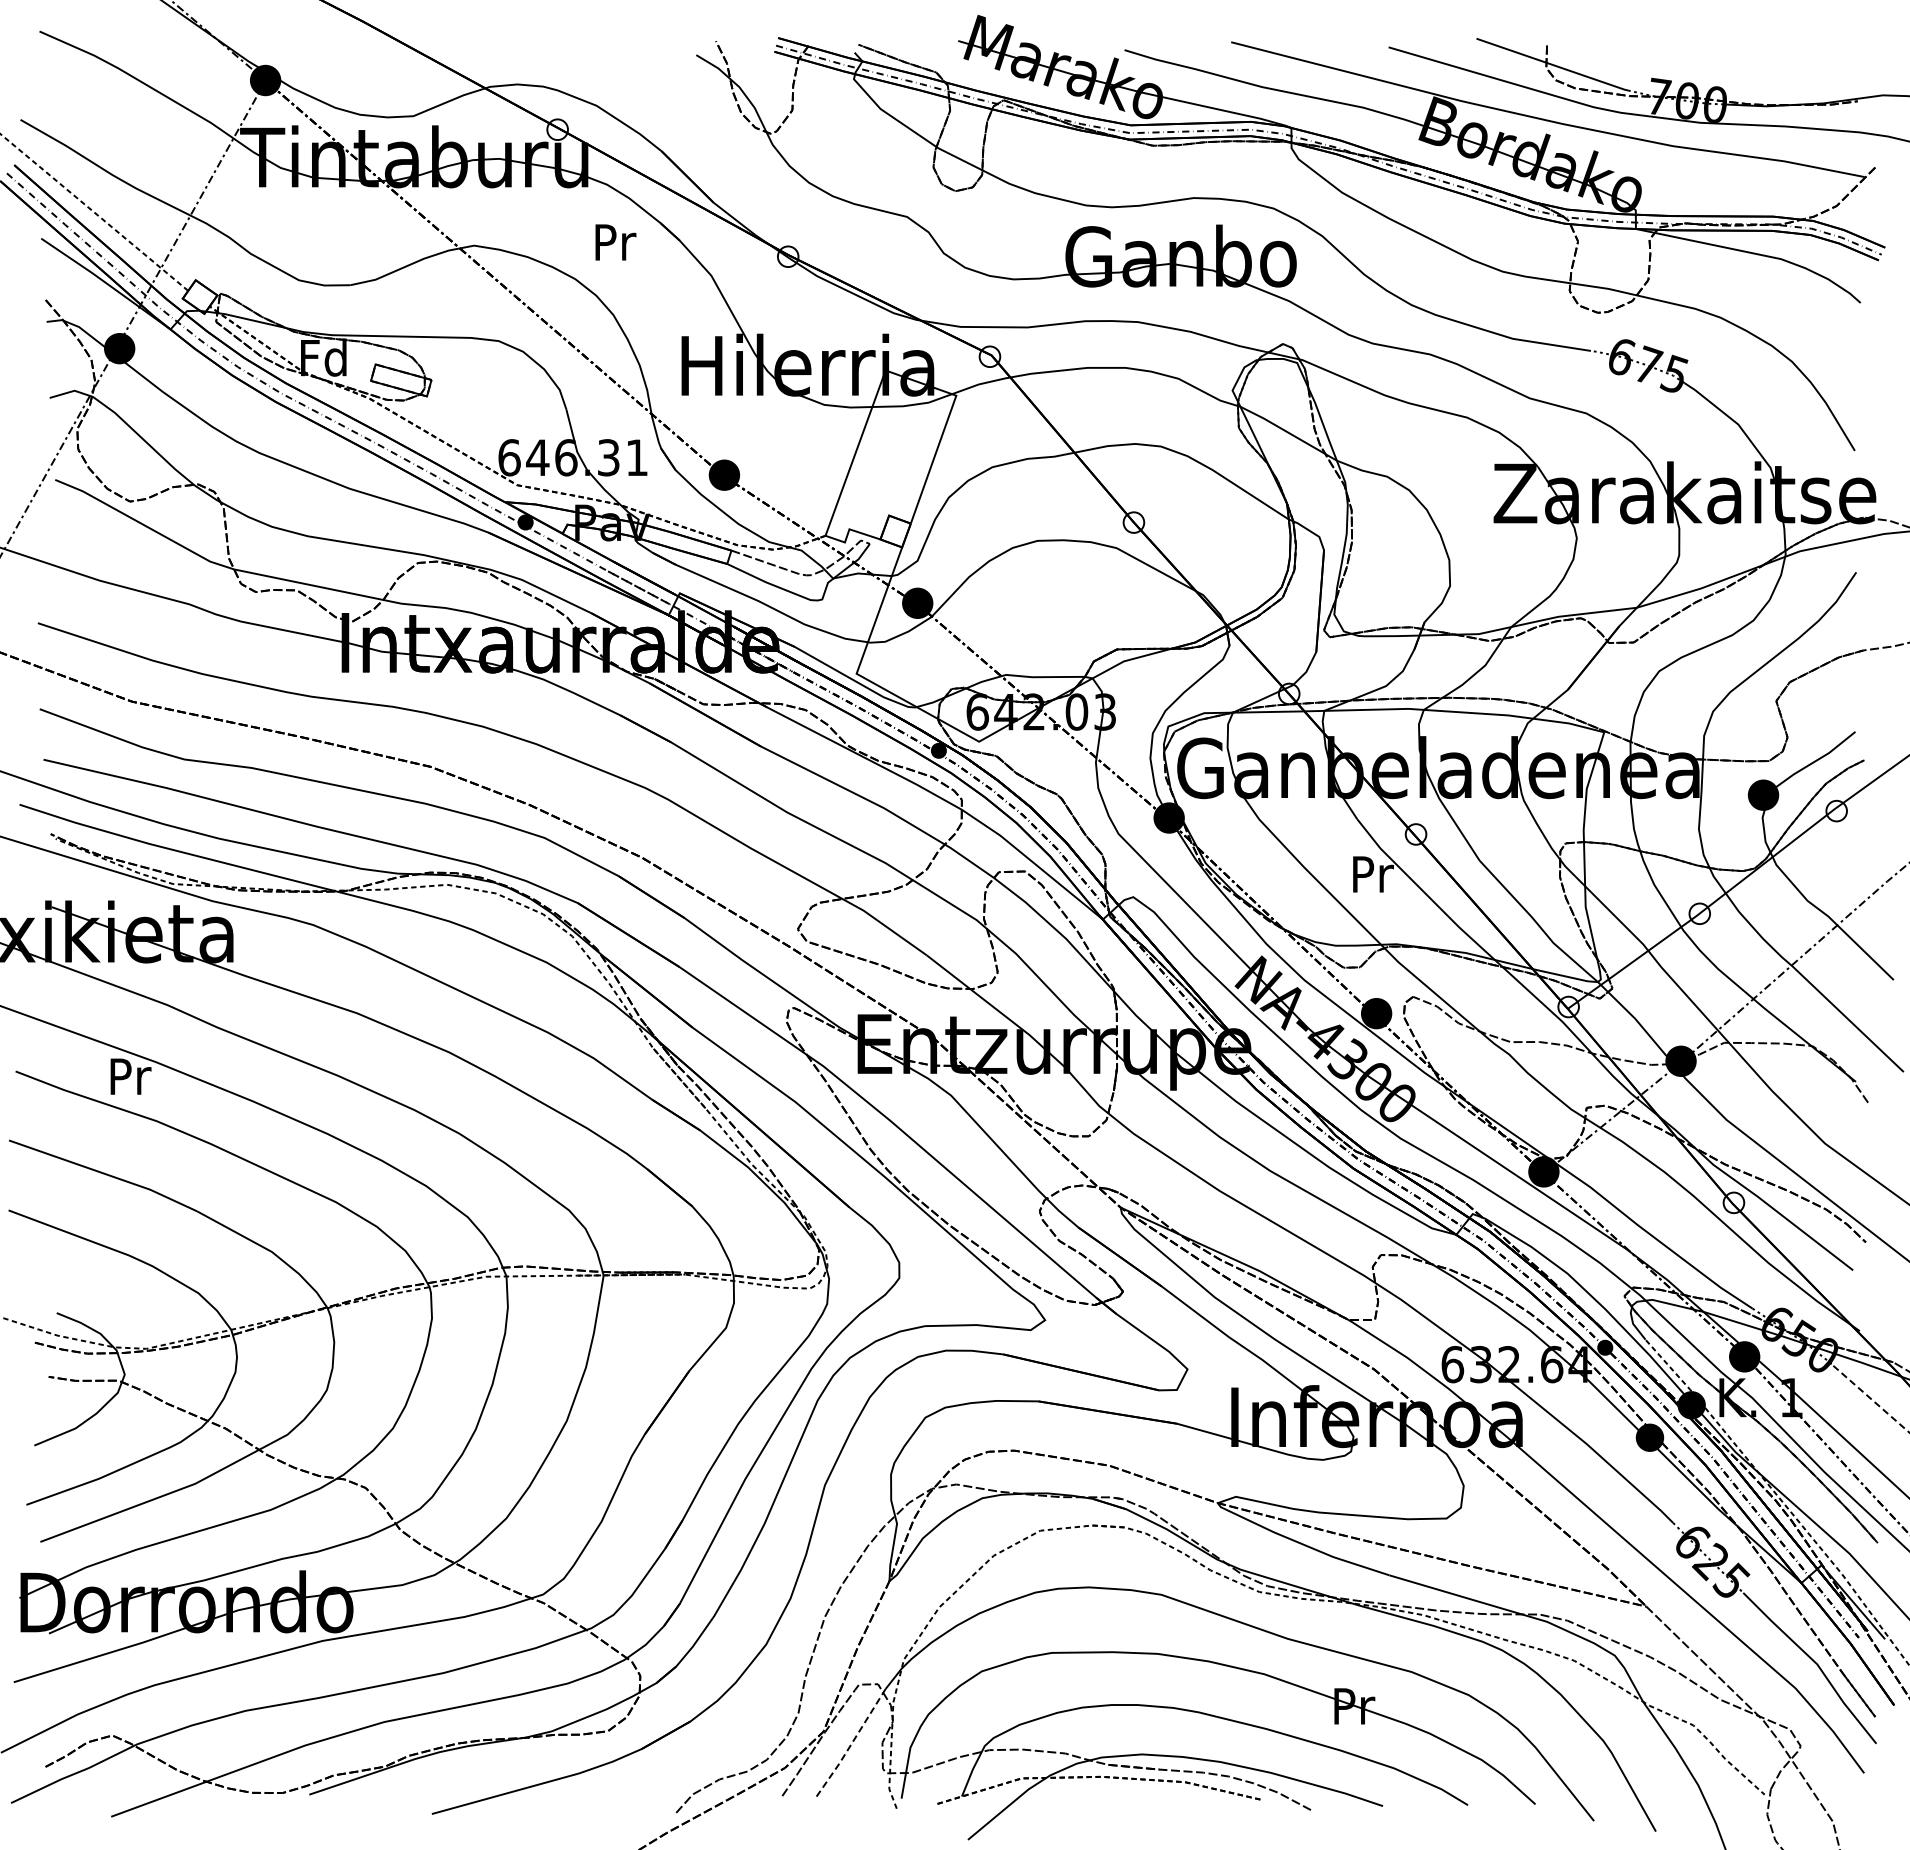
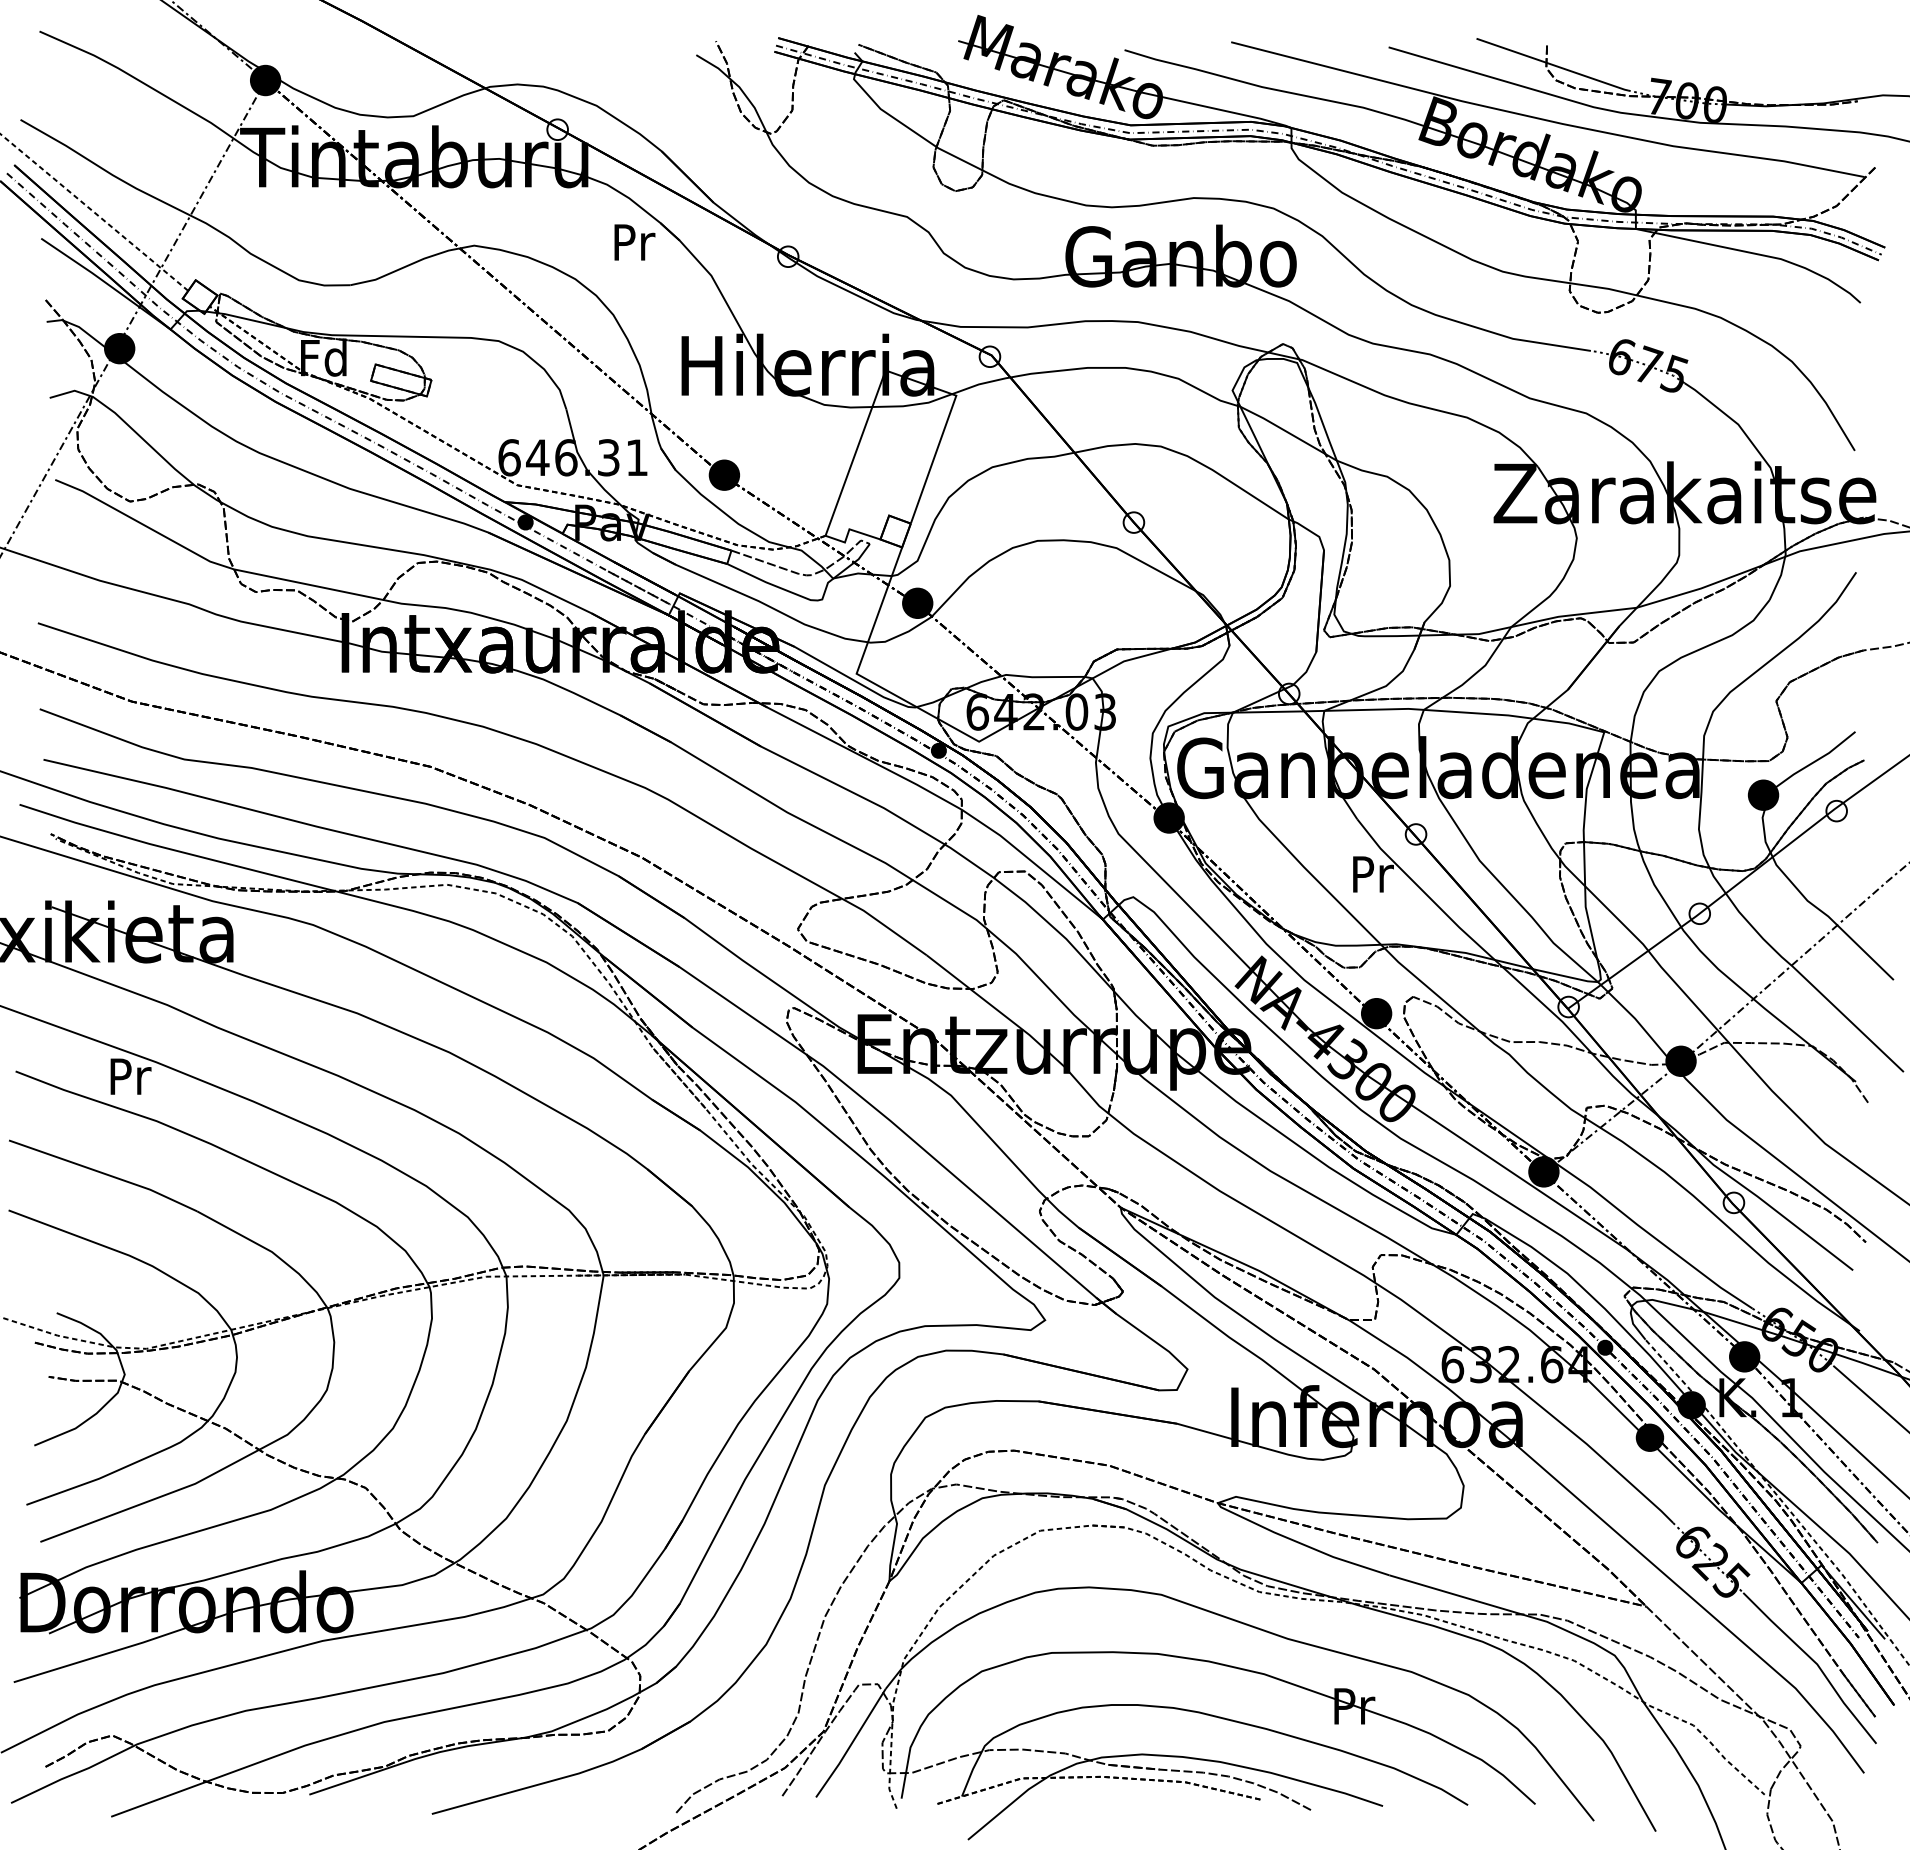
text position: (615, 242) -> (634, 242) (634, 242)
line: dashed -> solid (1871, 1399)
line: dashed -> solid (851, 1744)
